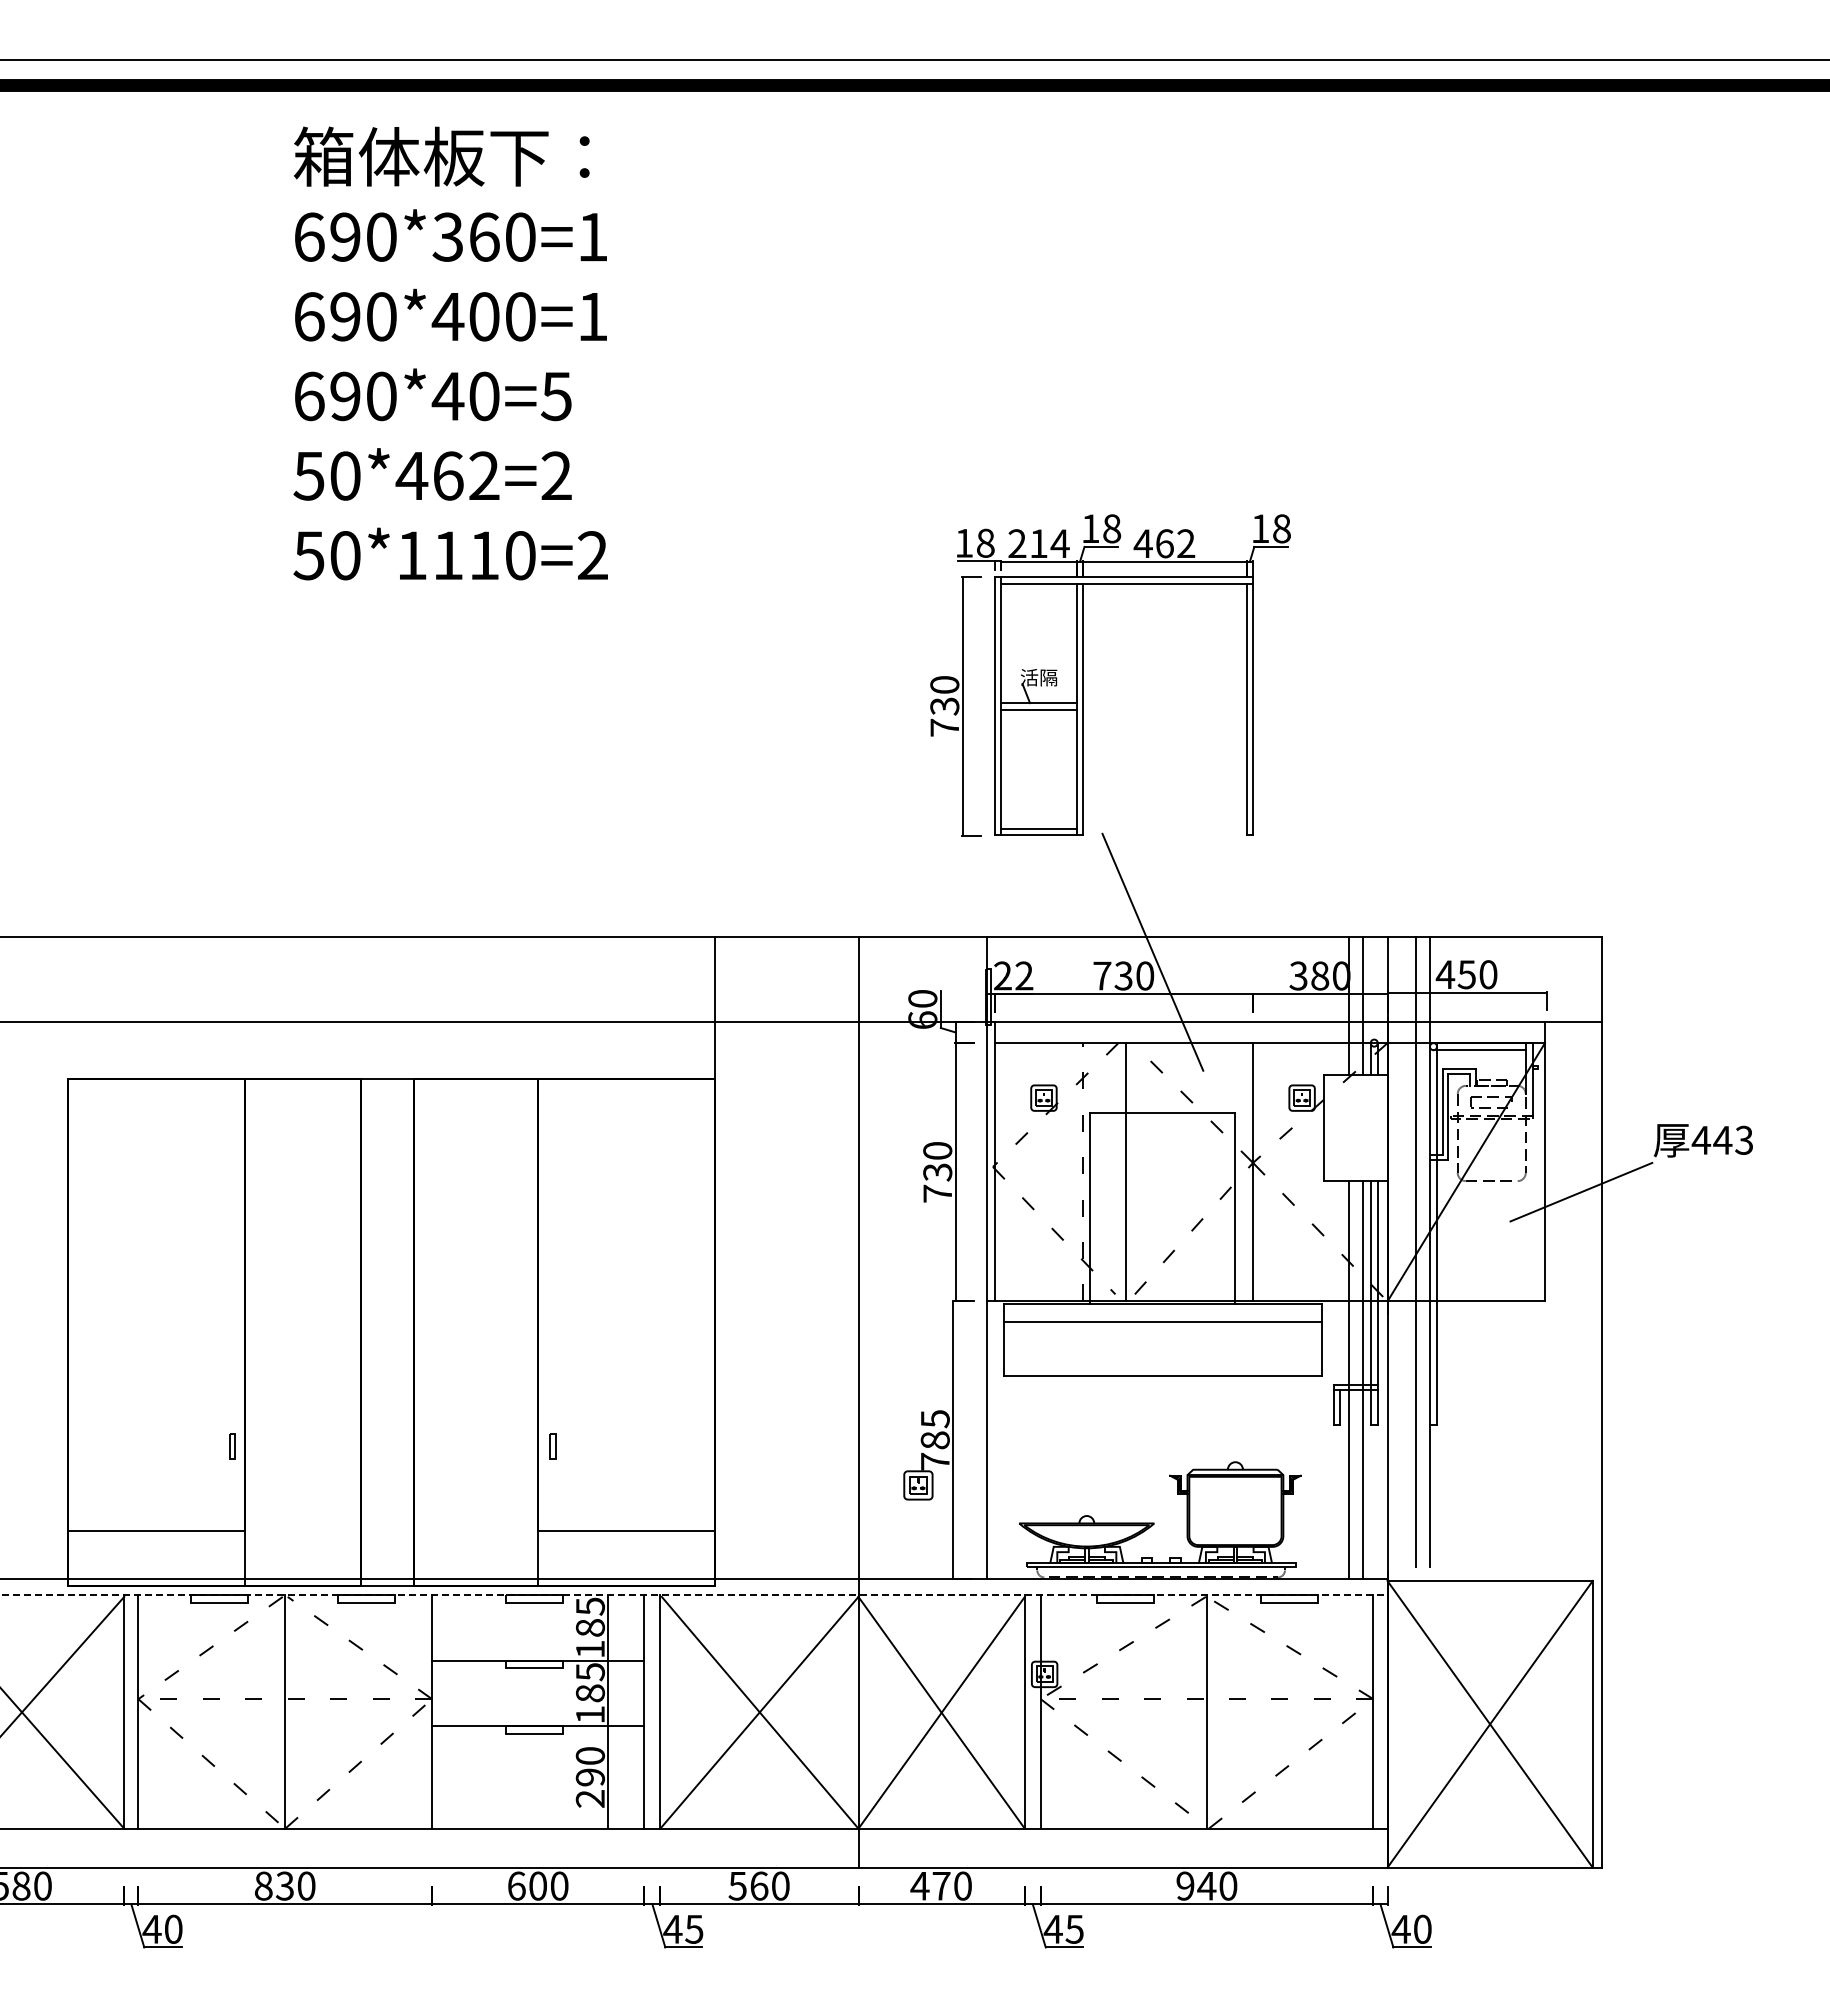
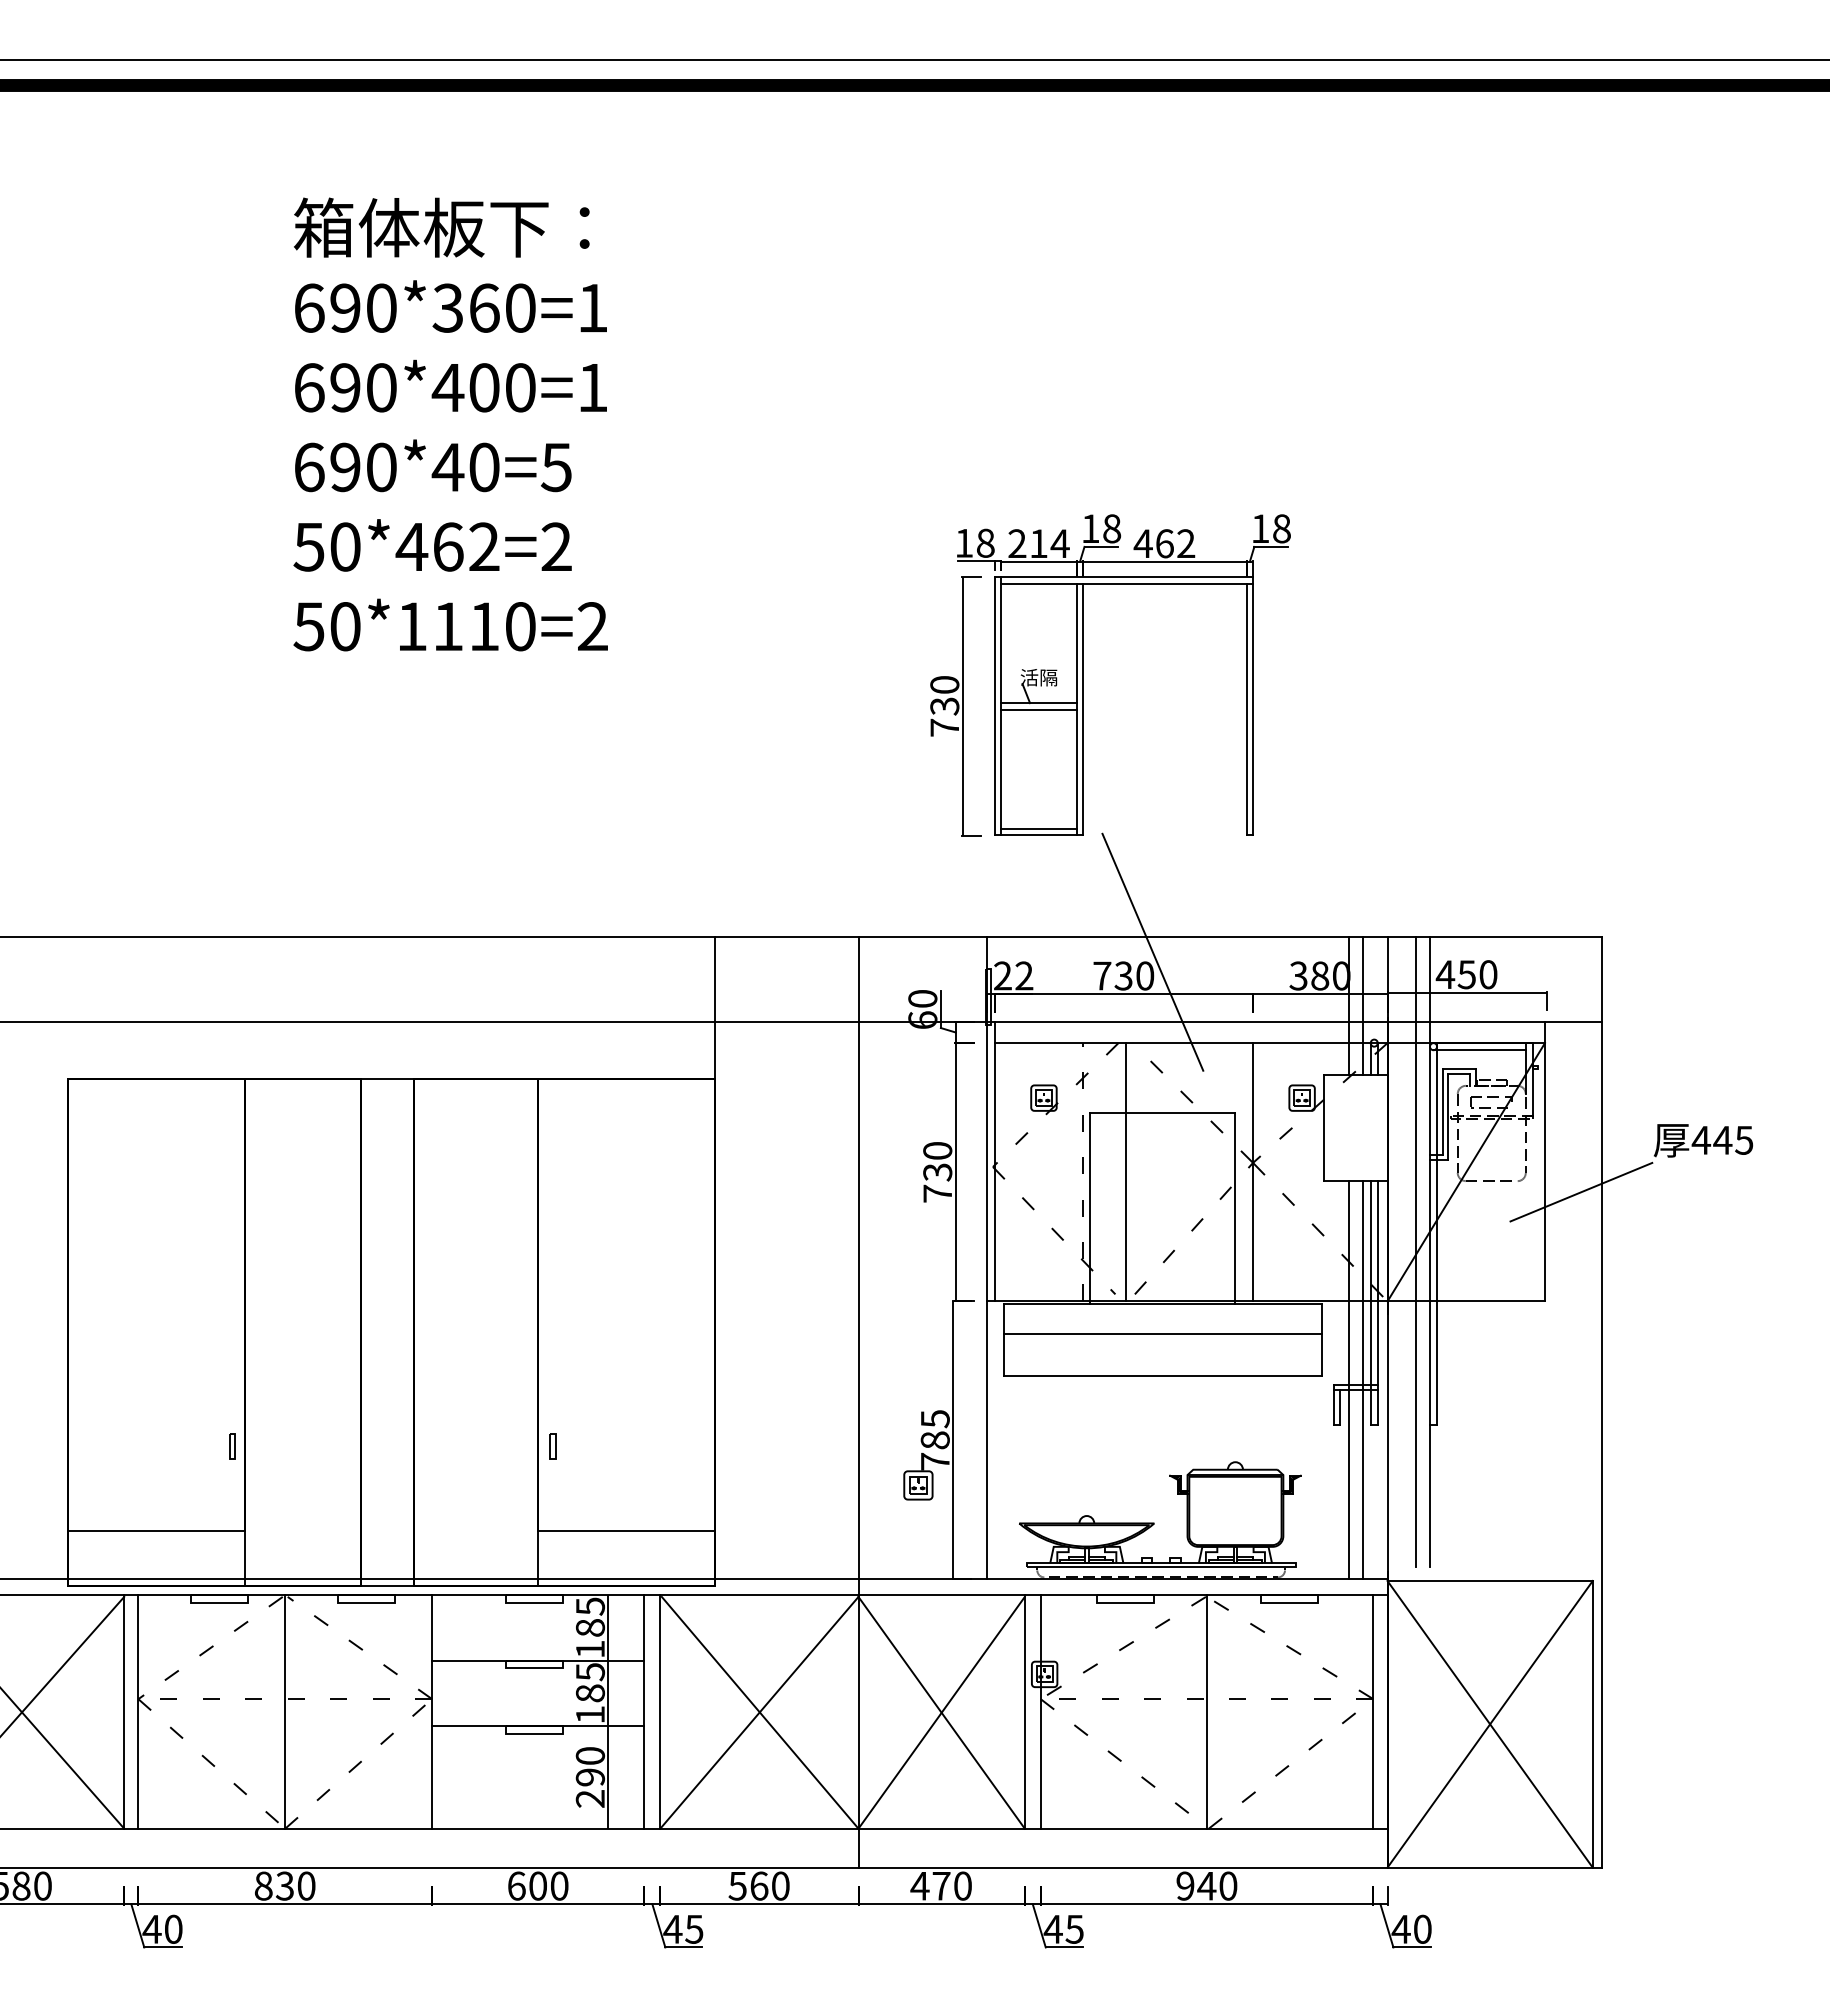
text position: (450, 353) -> (450, 424) (450, 424)
text: 443 -> 445 (1744, 1139)
line position: (1162, 1321) -> (1162, 1333) (1162, 1333)
line: dashed -> solid (694, 1595)
